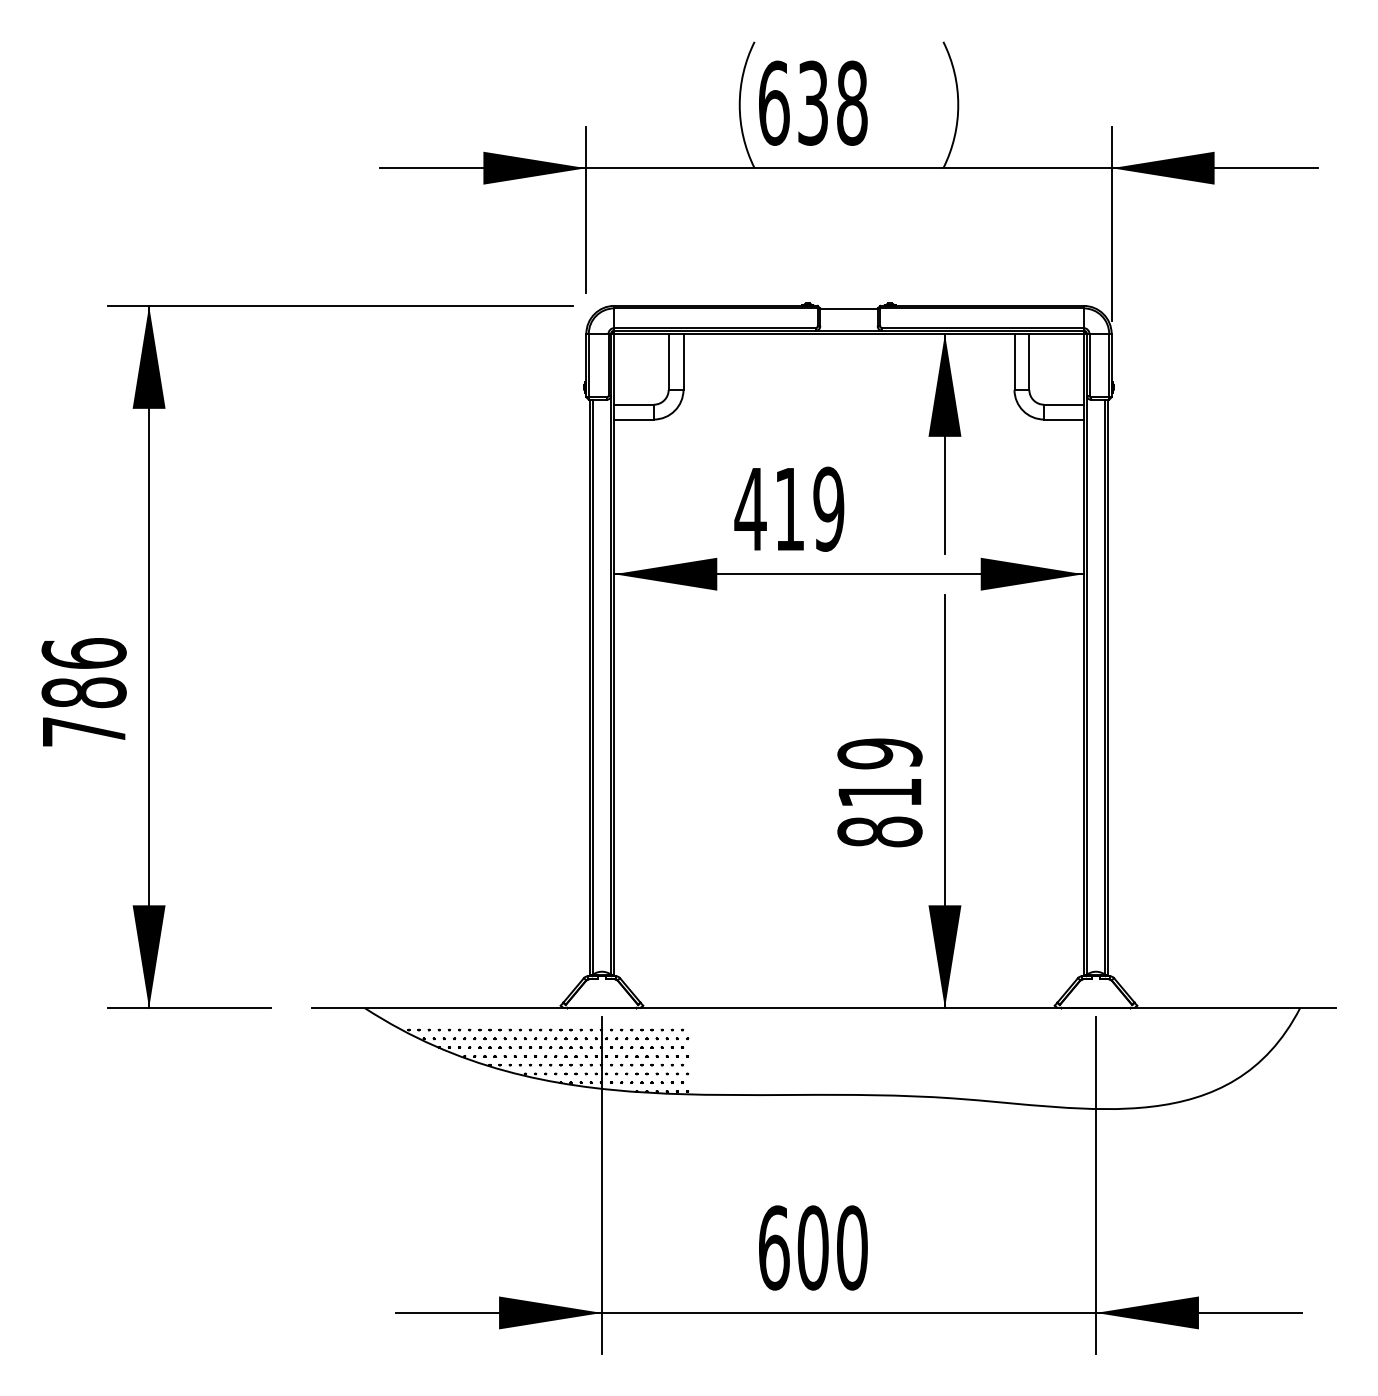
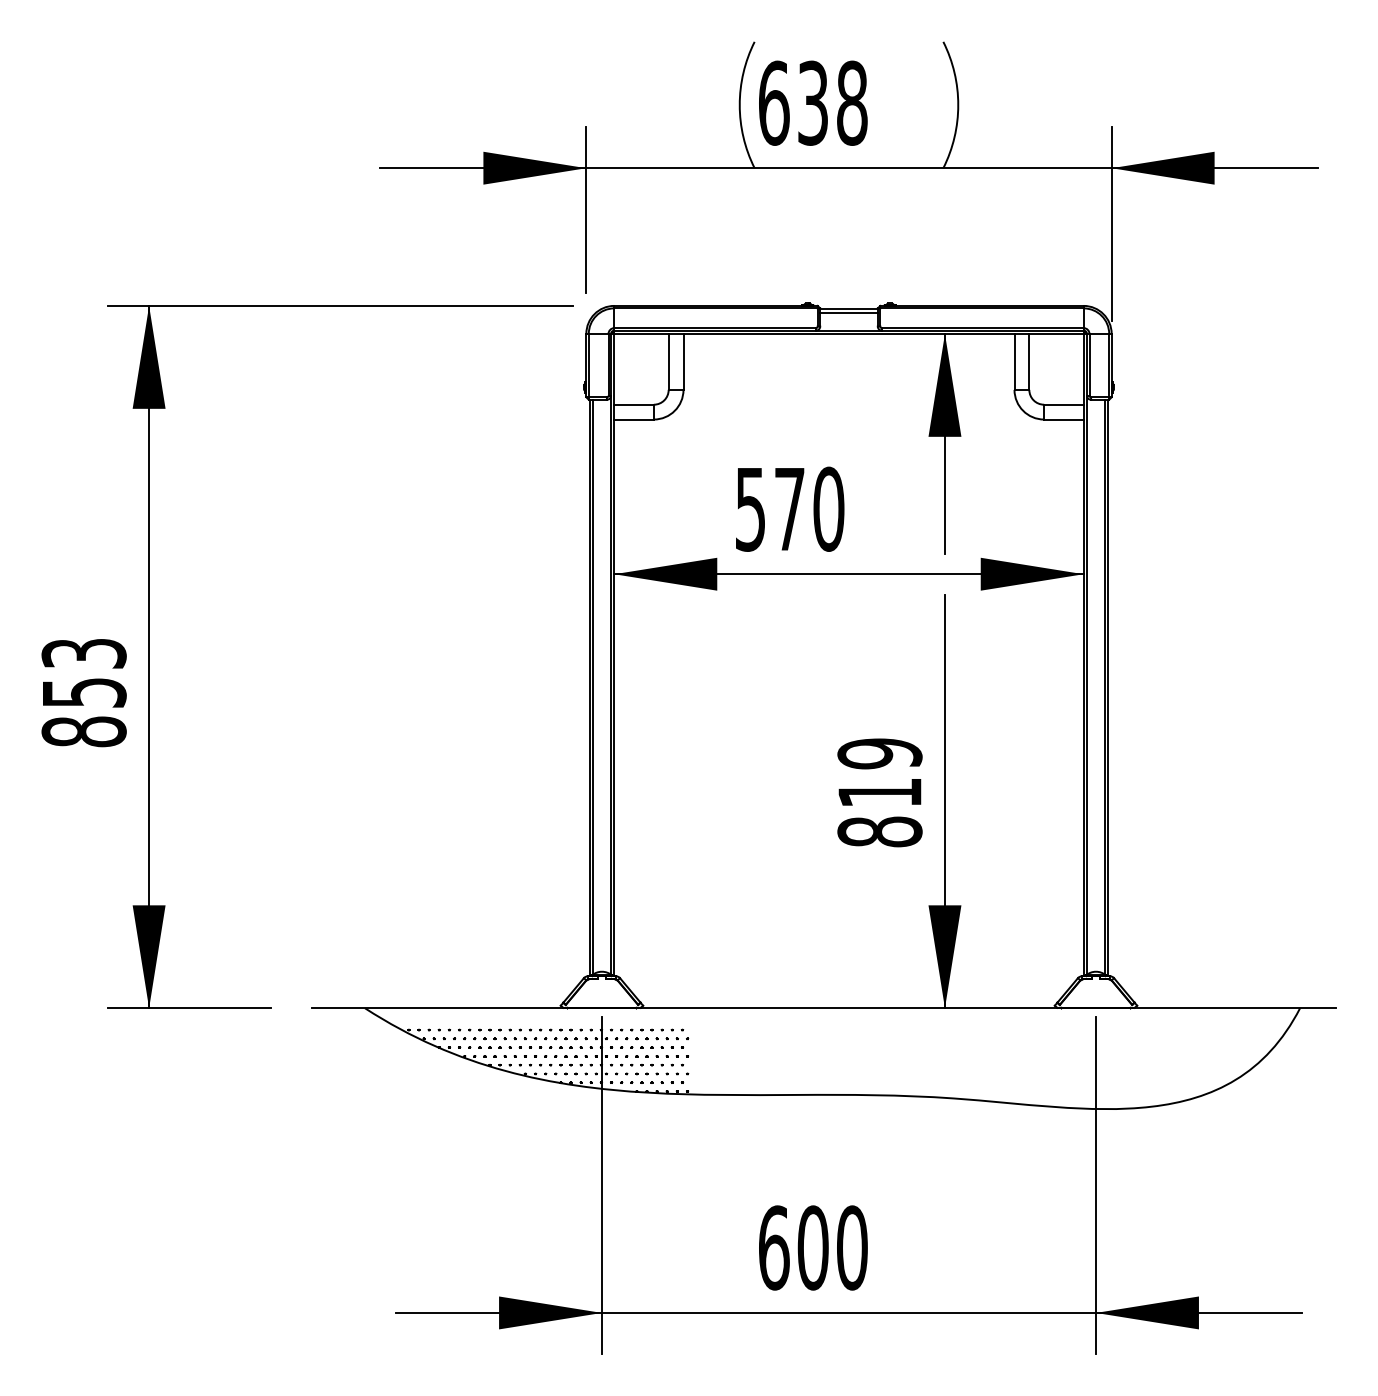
line: none -> present (848, 312)
text: 419 -> 570 (789, 508)
text: 786 -> 853 (83, 692)
